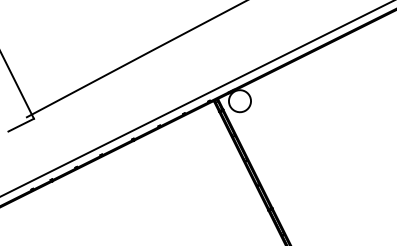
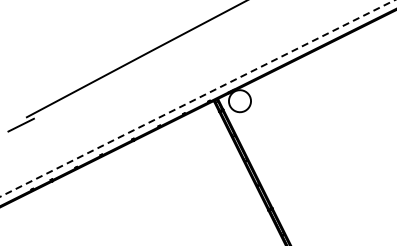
line: present -> none (17, 86)
line: solid -> dashed (197, 98)
